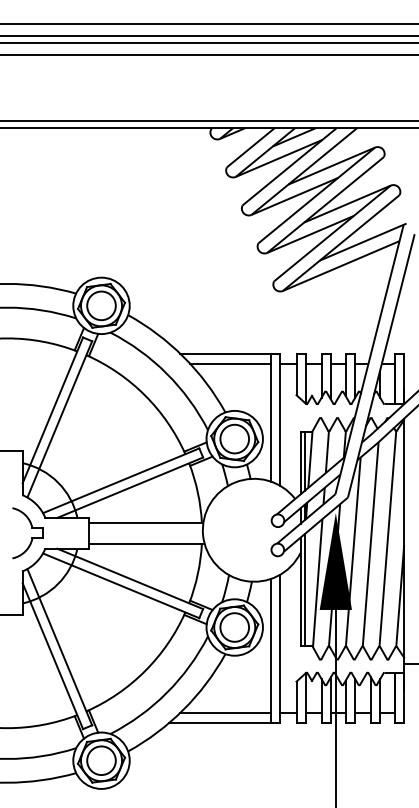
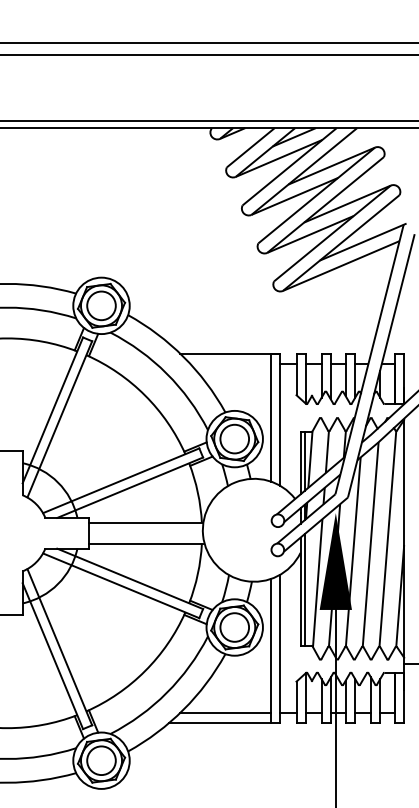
line: present -> none (208, 24)
line: present -> none (208, 35)
line: present -> none (230, 364)
part: present -> none (27, 533)
